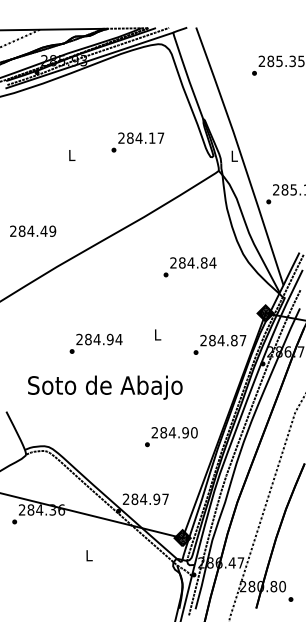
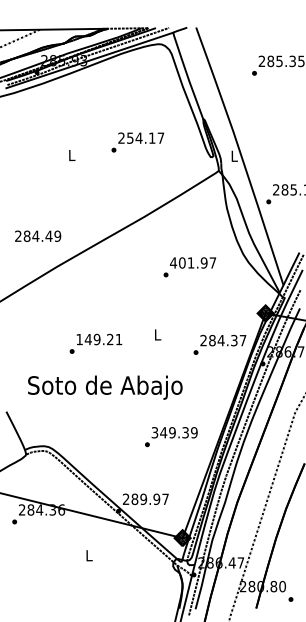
text: 284.17 -> 254.17 (130, 137)
text position: (33, 230) -> (38, 235) (38, 235)
text: 284.84 -> 401.97 (193, 262)
text: 284.94 -> 149.21 (99, 339)
text: 284.87 -> 284.37 (234, 340)
text: 284.90 -> 349.39 (174, 432)
text: 284.97 -> 289.97 (143, 498)
